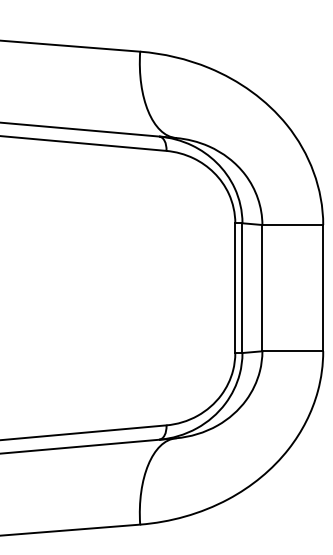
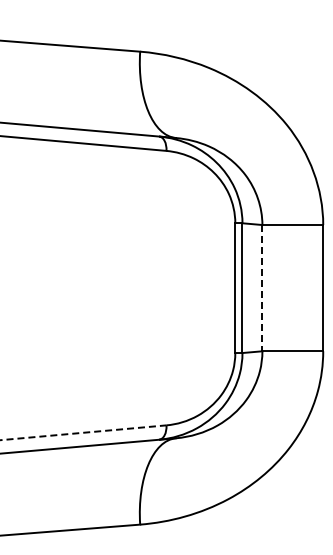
line: solid -> dashed (262, 288)
line: solid -> dashed (83, 432)
